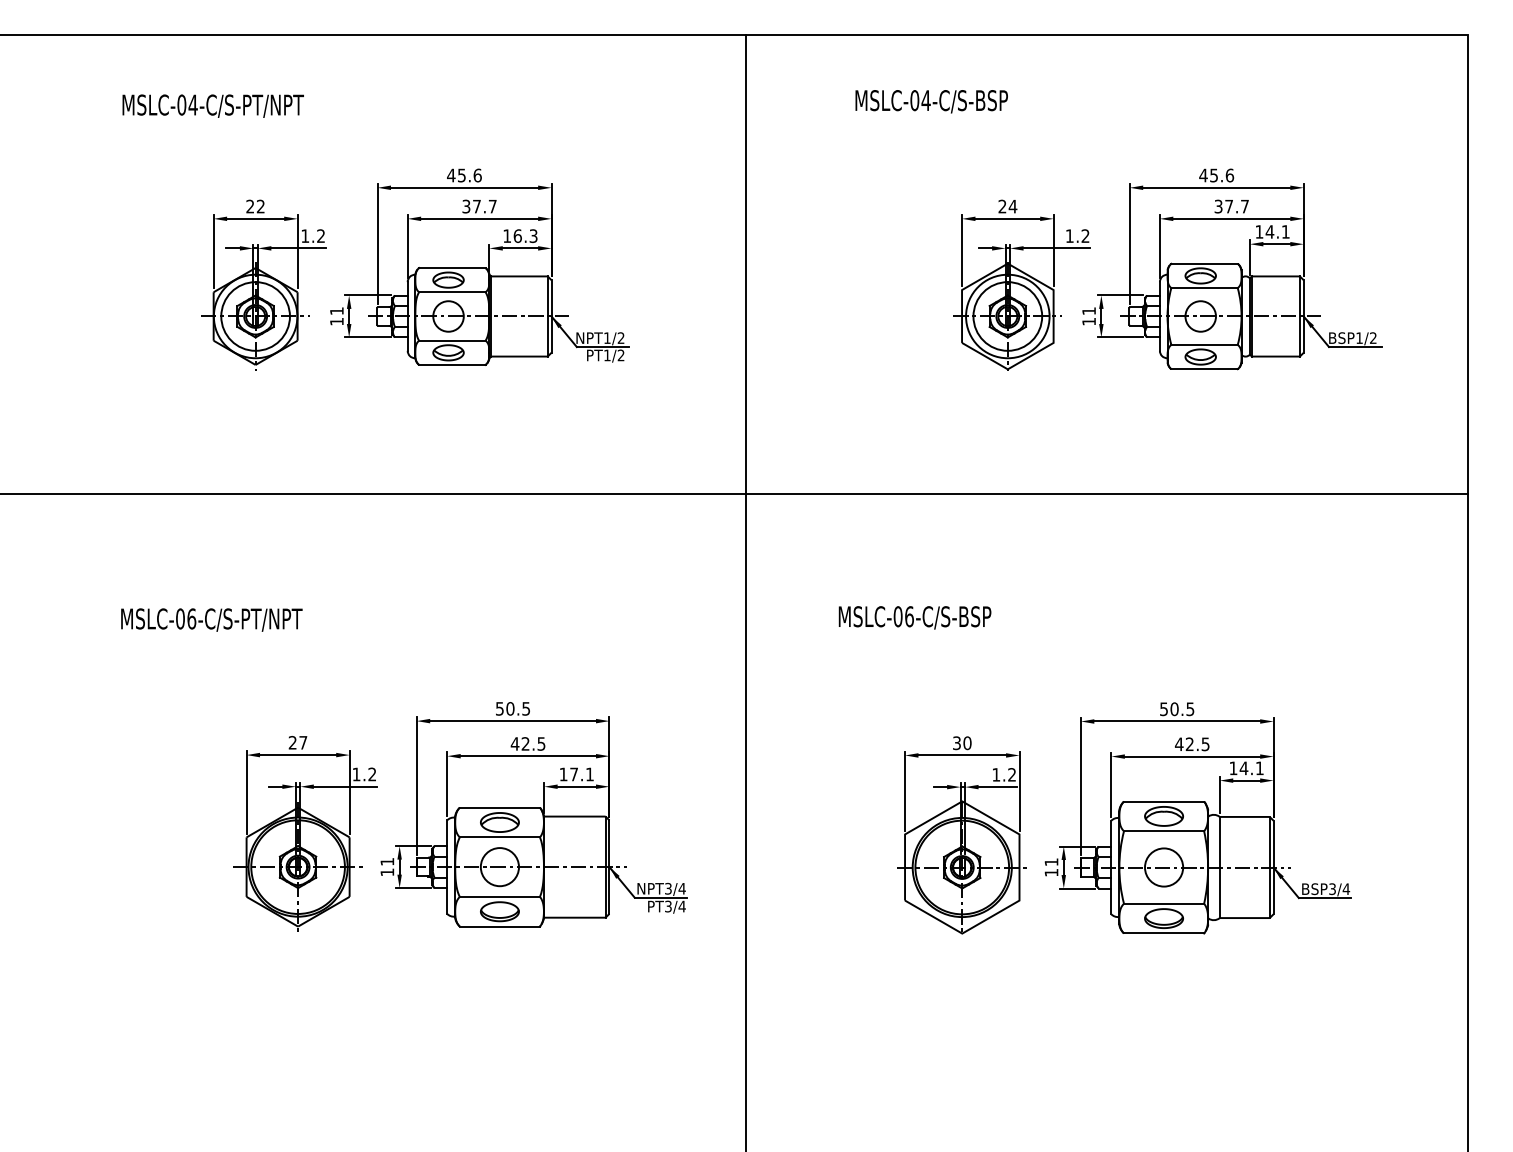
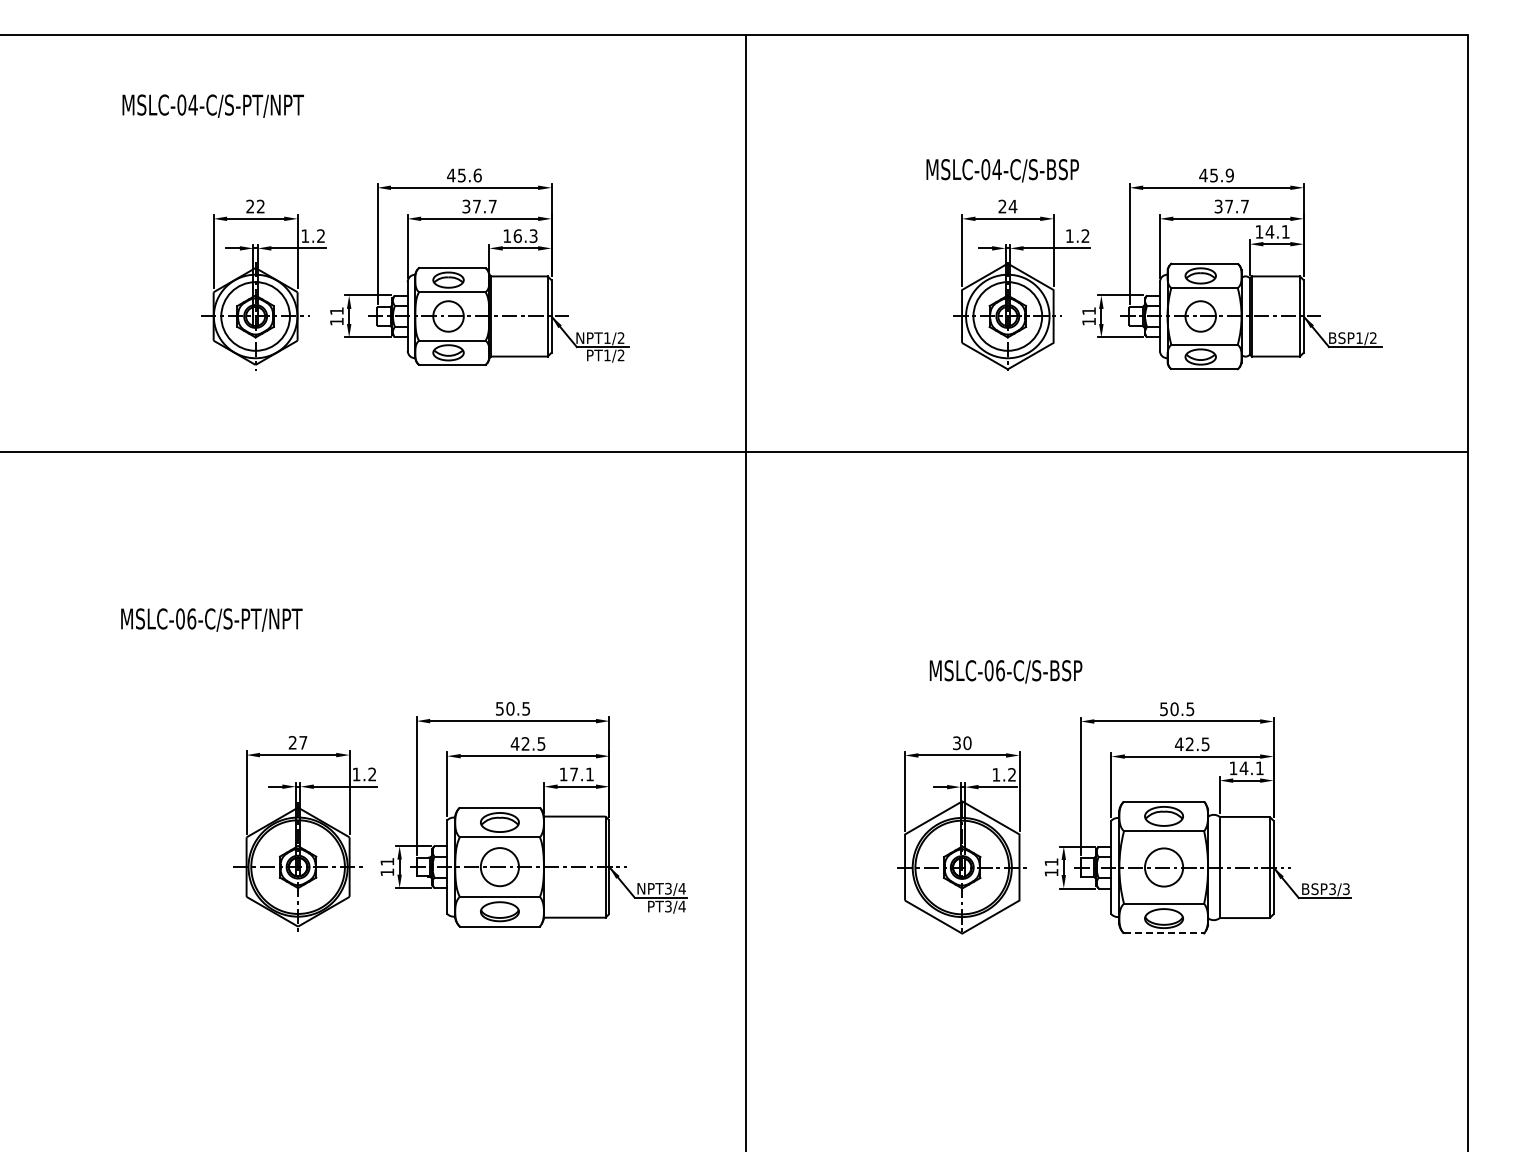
text position: (931, 101) -> (1002, 170) (1002, 170)
text: 45.6 -> 45.9 (1229, 175)
line position: (734, 494) -> (734, 452) (734, 452)
text position: (914, 617) -> (1005, 671) (1005, 671)
text: BSP3/4 -> BSP3/3 (1346, 889)
line: solid -> dashed (1164, 933)
